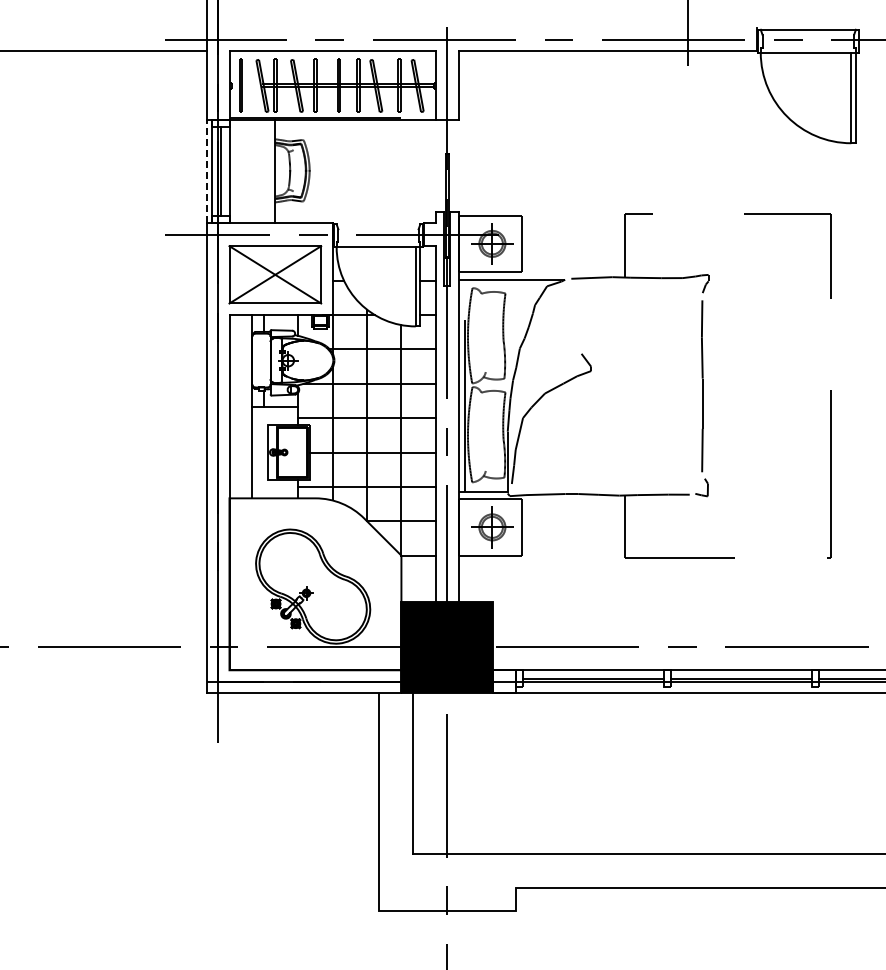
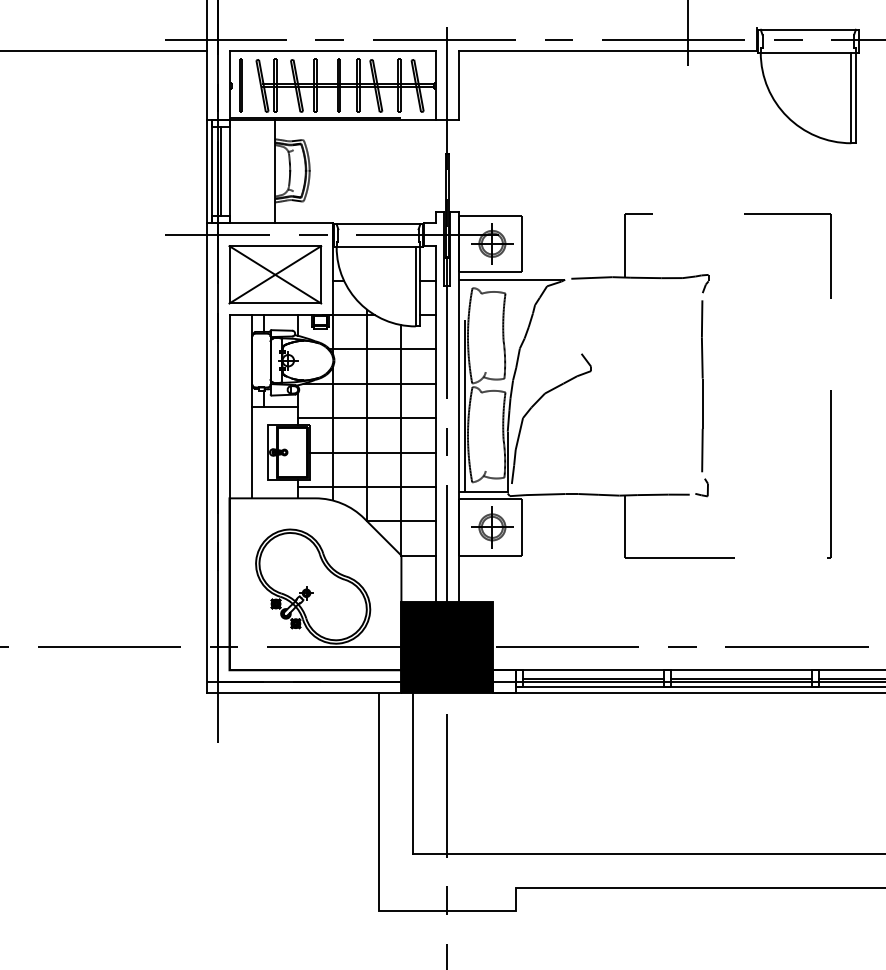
line: dashed -> solid (206, 171)
line: none -> present (378, 224)
line: none -> present (699, 687)
